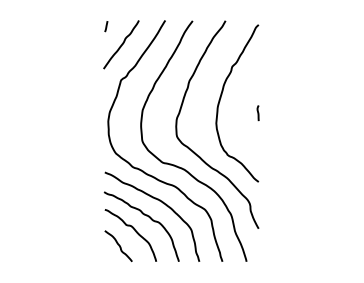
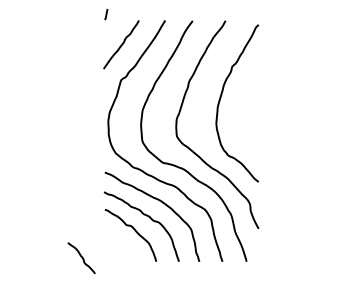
curve position: (106, 26) -> (106, 14) (106, 14)
line: present -> none (257, 113)
curve position: (118, 245) -> (81, 257) (81, 257)
